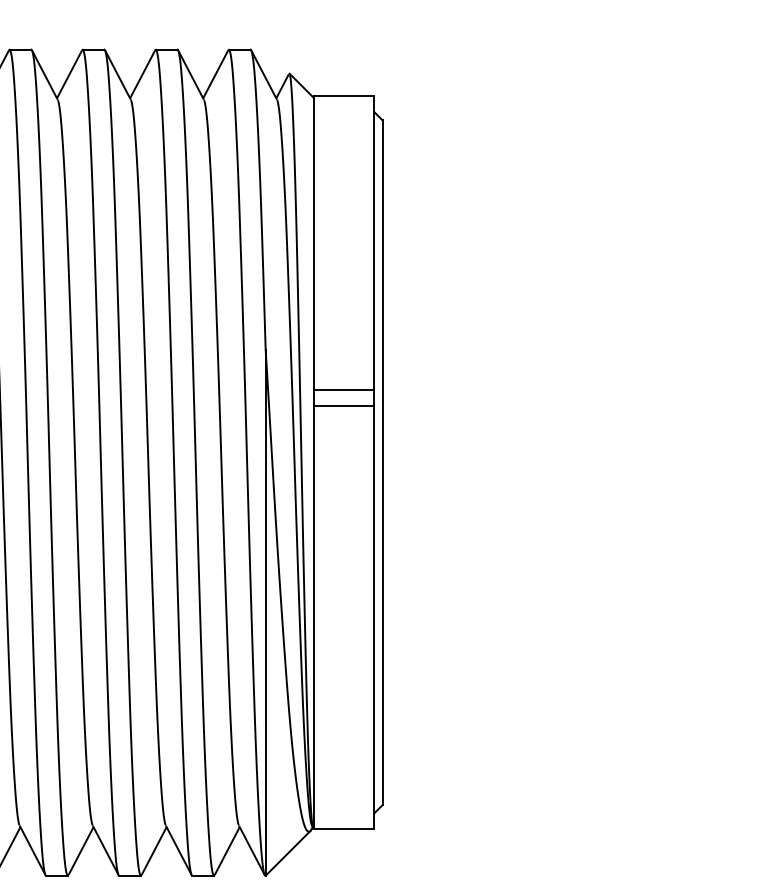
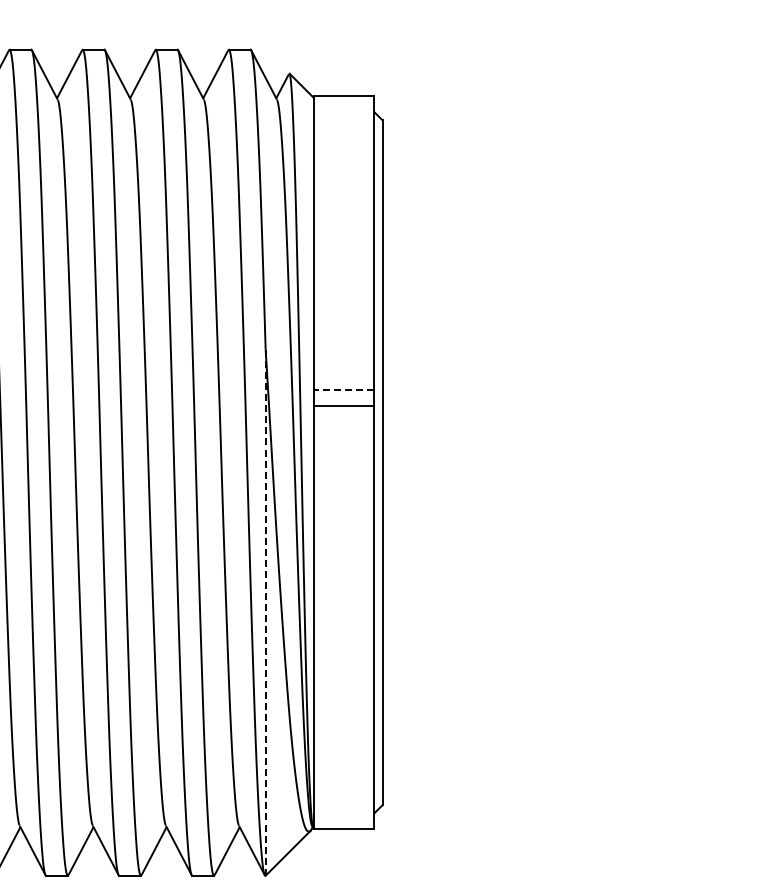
line: solid -> dashed (343, 389)
line: solid -> dashed (265, 612)
